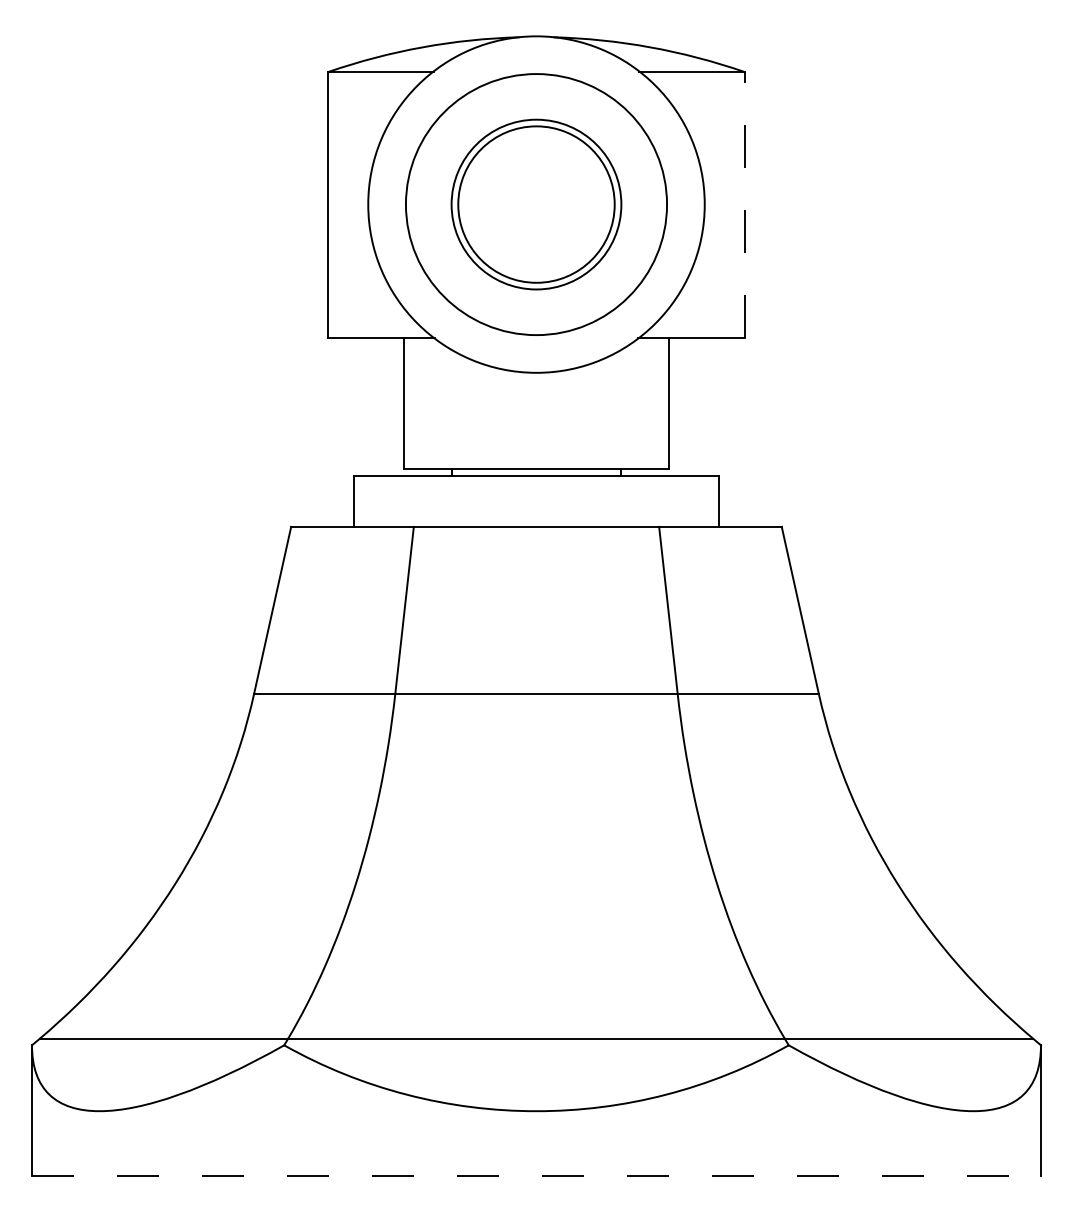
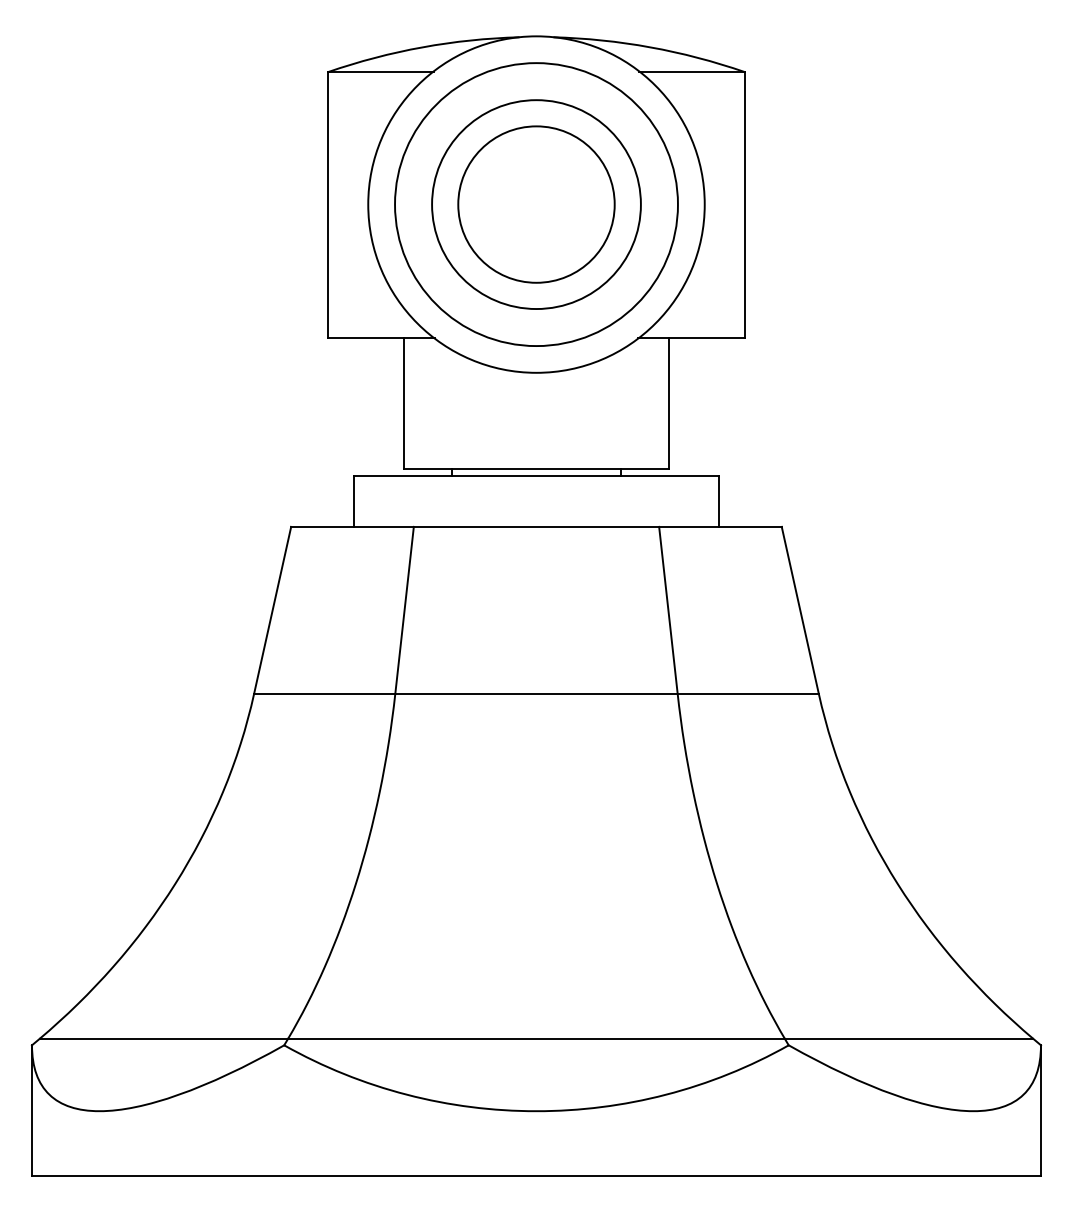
circle diameter: 170 px -> 283 px (536, 204)
circle diameter: 261 px -> 209 px (536, 204)
line: dashed -> solid (744, 204)
line: dashed -> solid (536, 1175)
